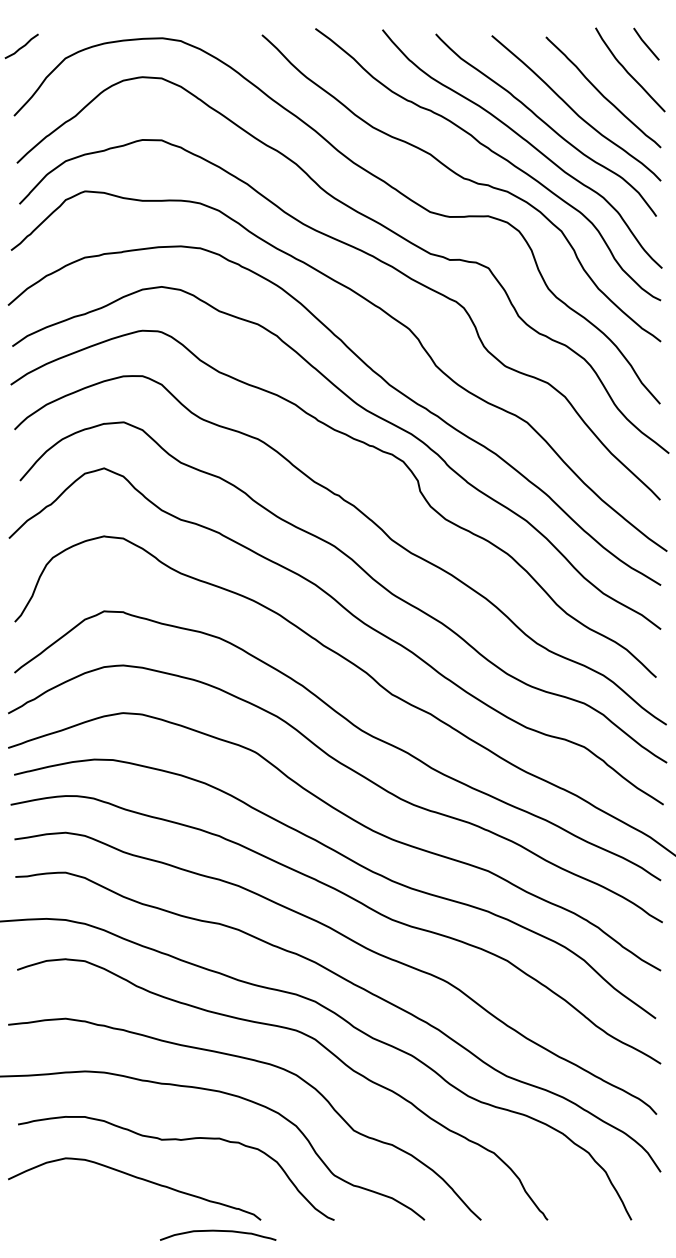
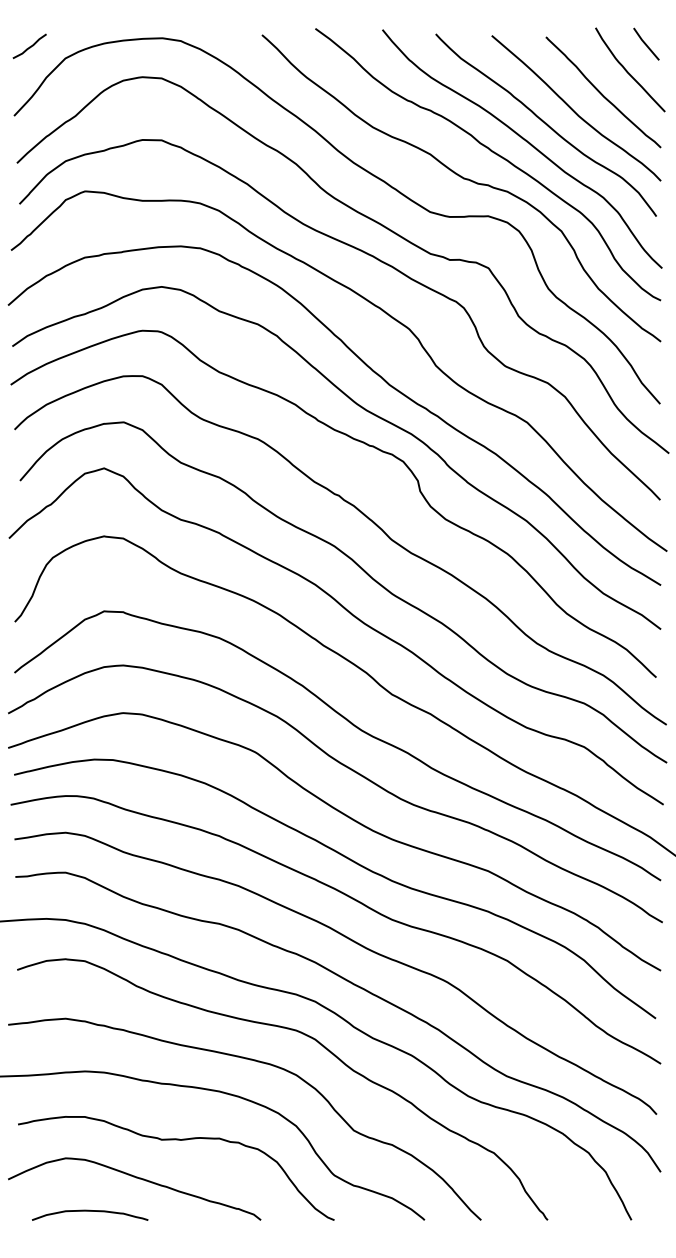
curve position: (21, 46) -> (29, 46) (29, 46)
curve position: (218, 1231) -> (90, 1211) (90, 1211)
